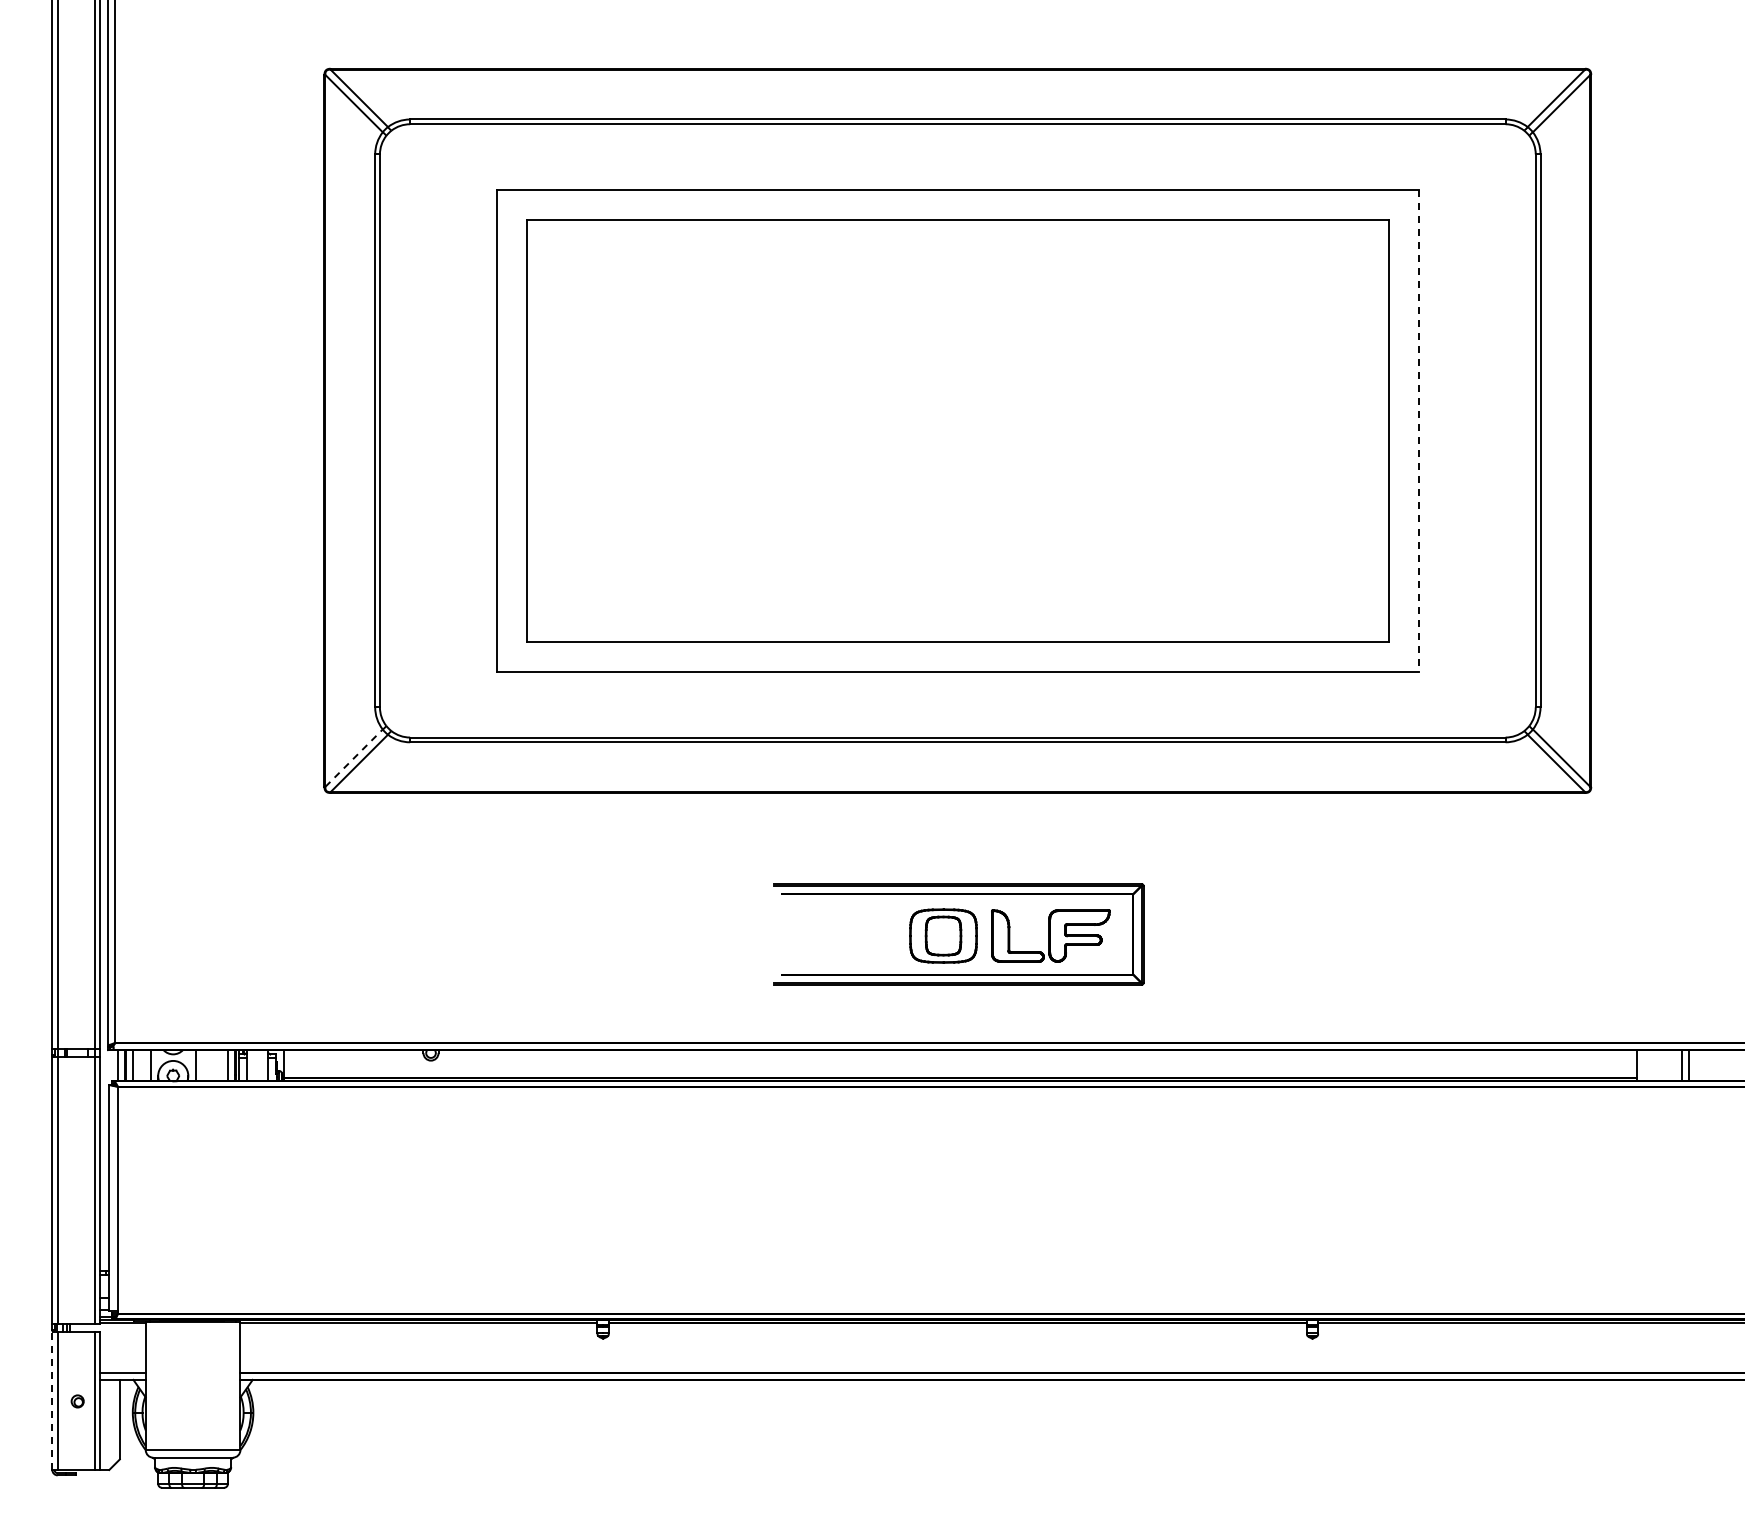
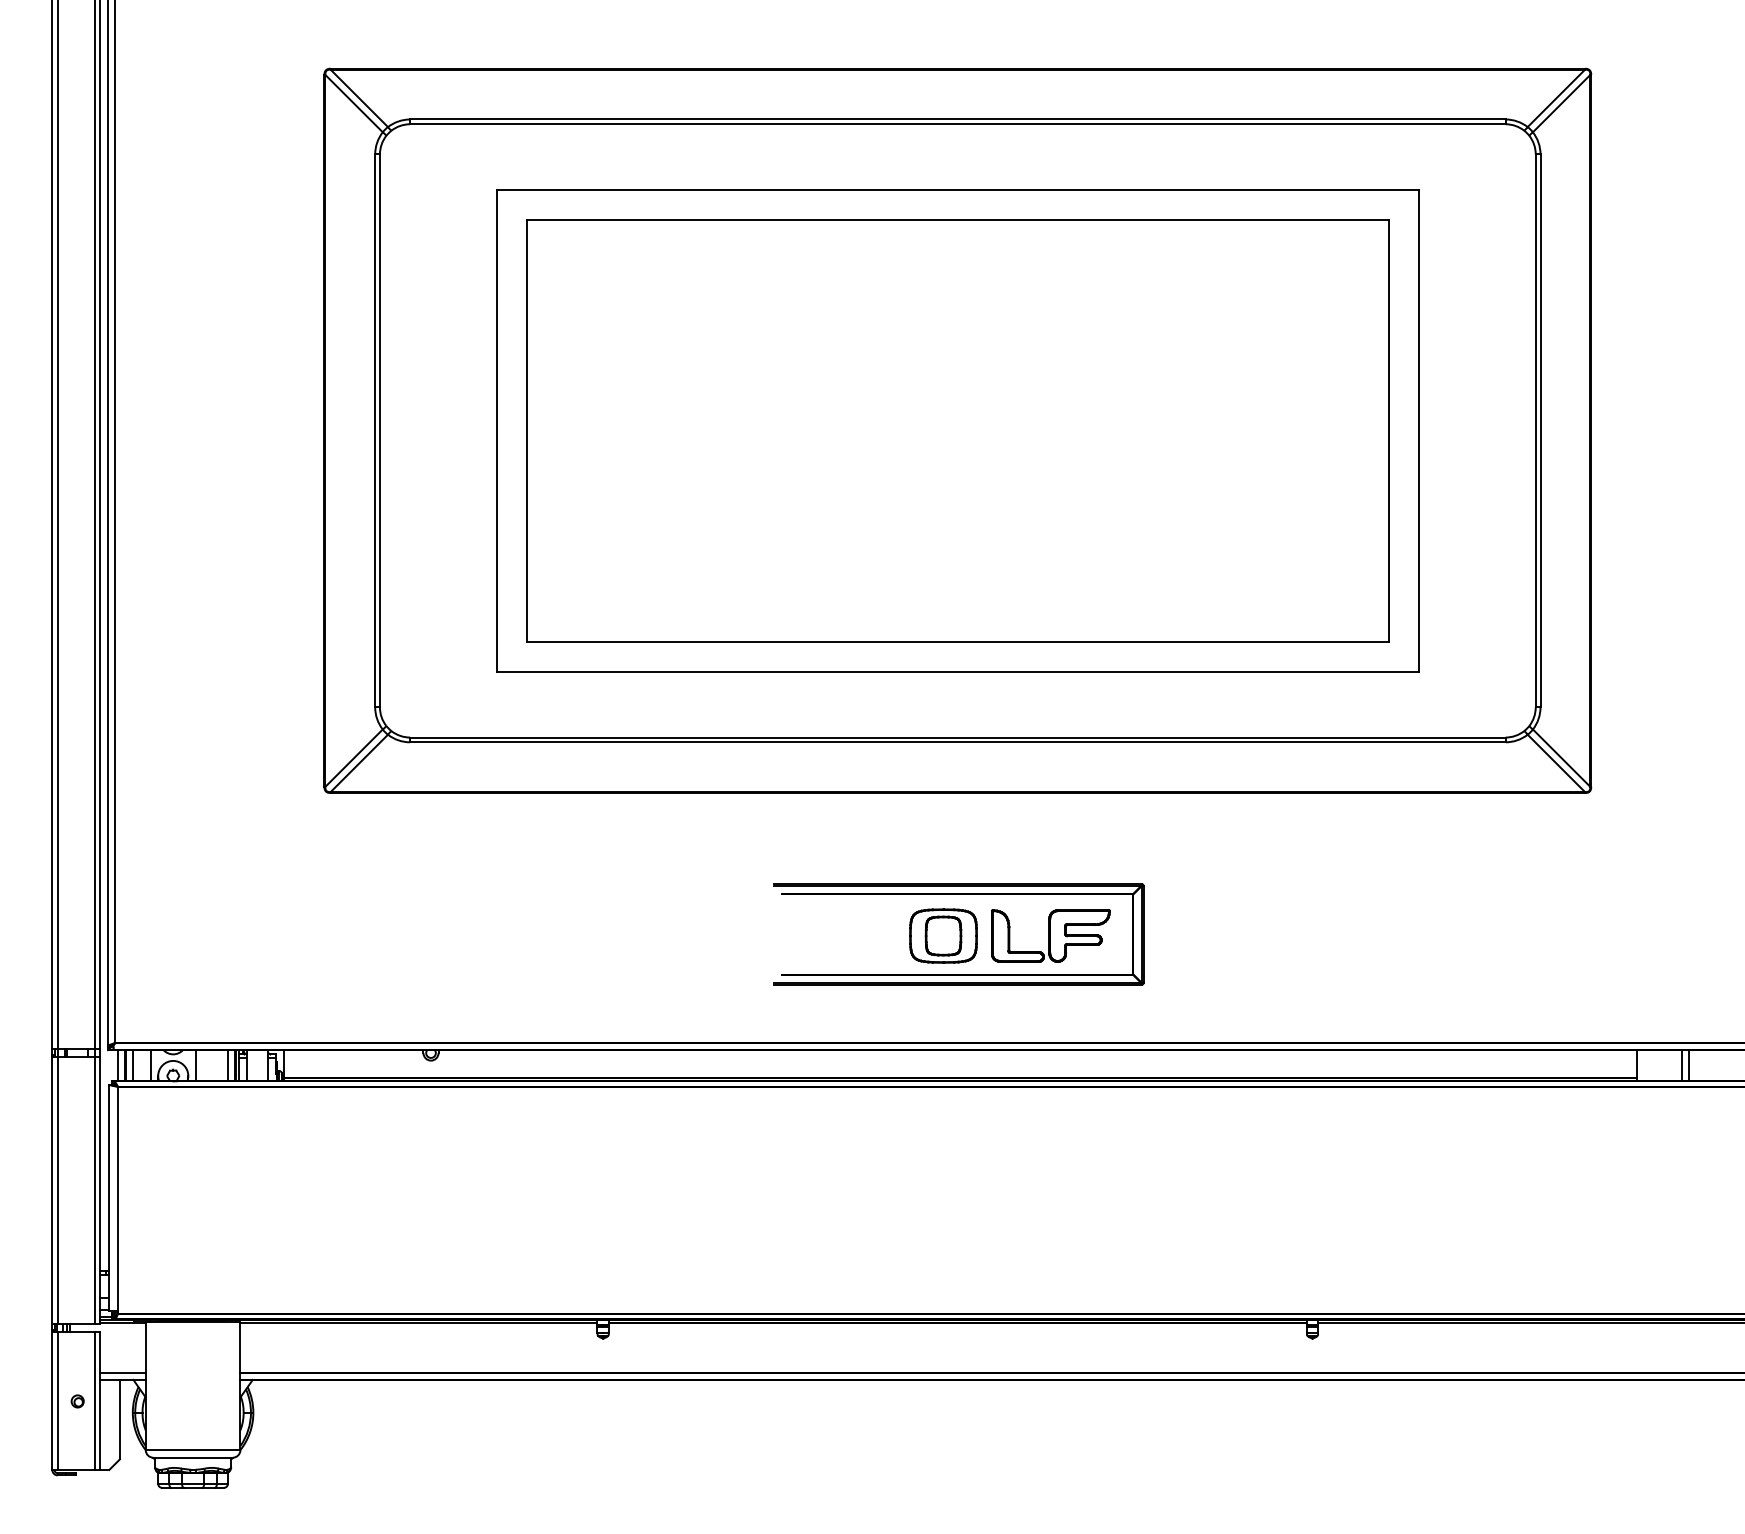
line: dashed -> solid (1418, 431)
line: dashed -> solid (354, 758)
line: dashed -> solid (52, 1399)
